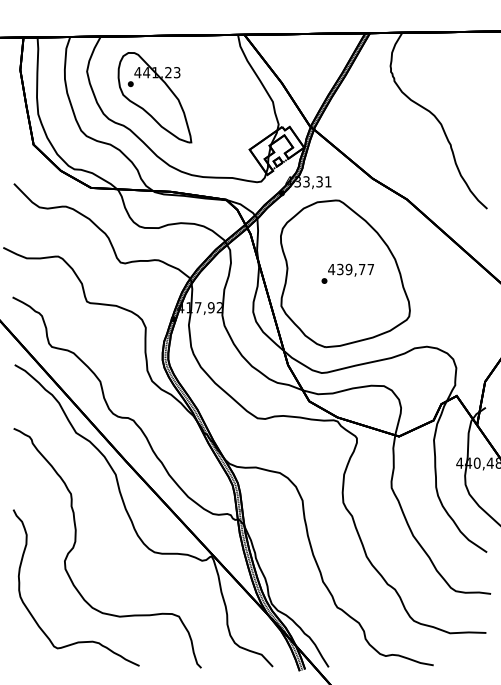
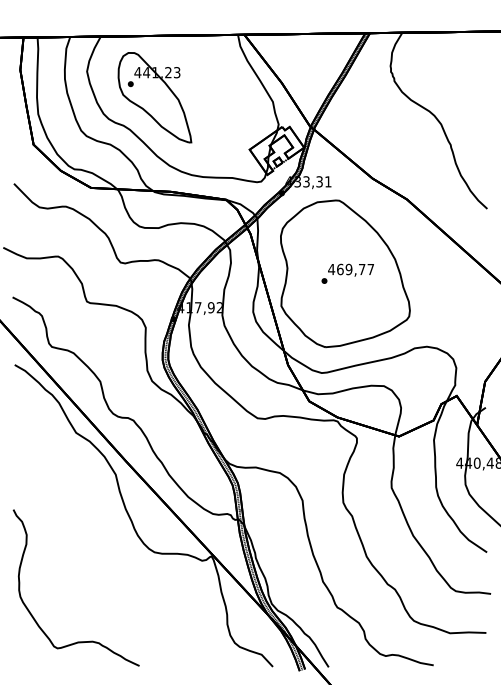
text: 439,77 -> 469,77 (340, 269)
curve: present -> none (76, 541)
